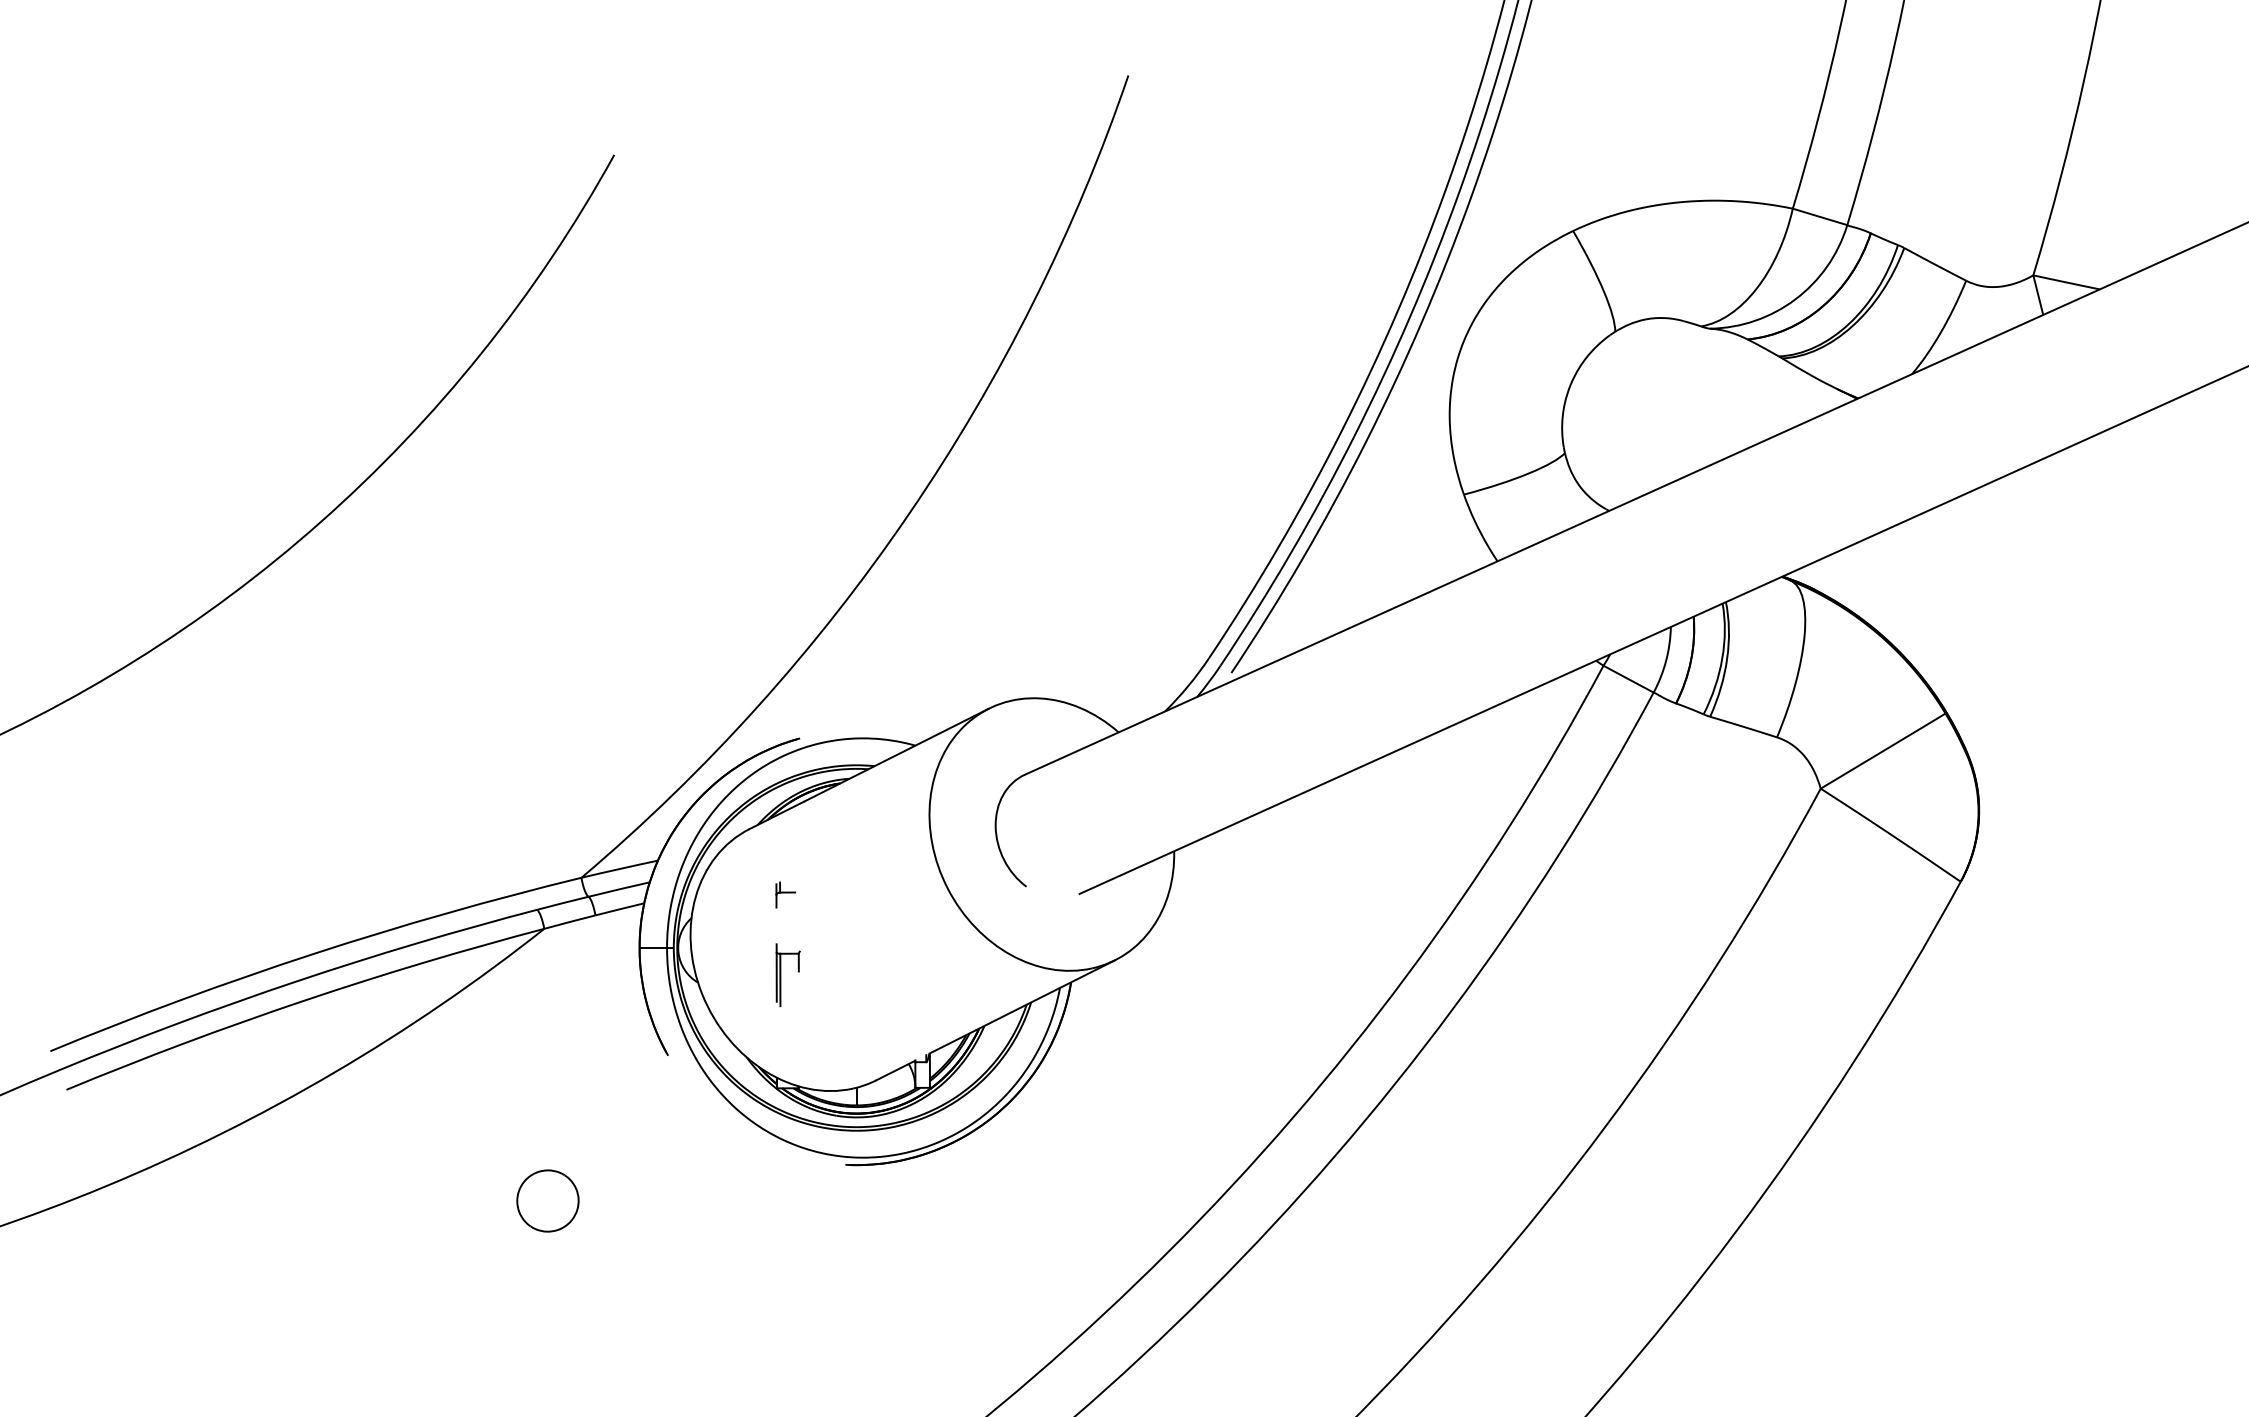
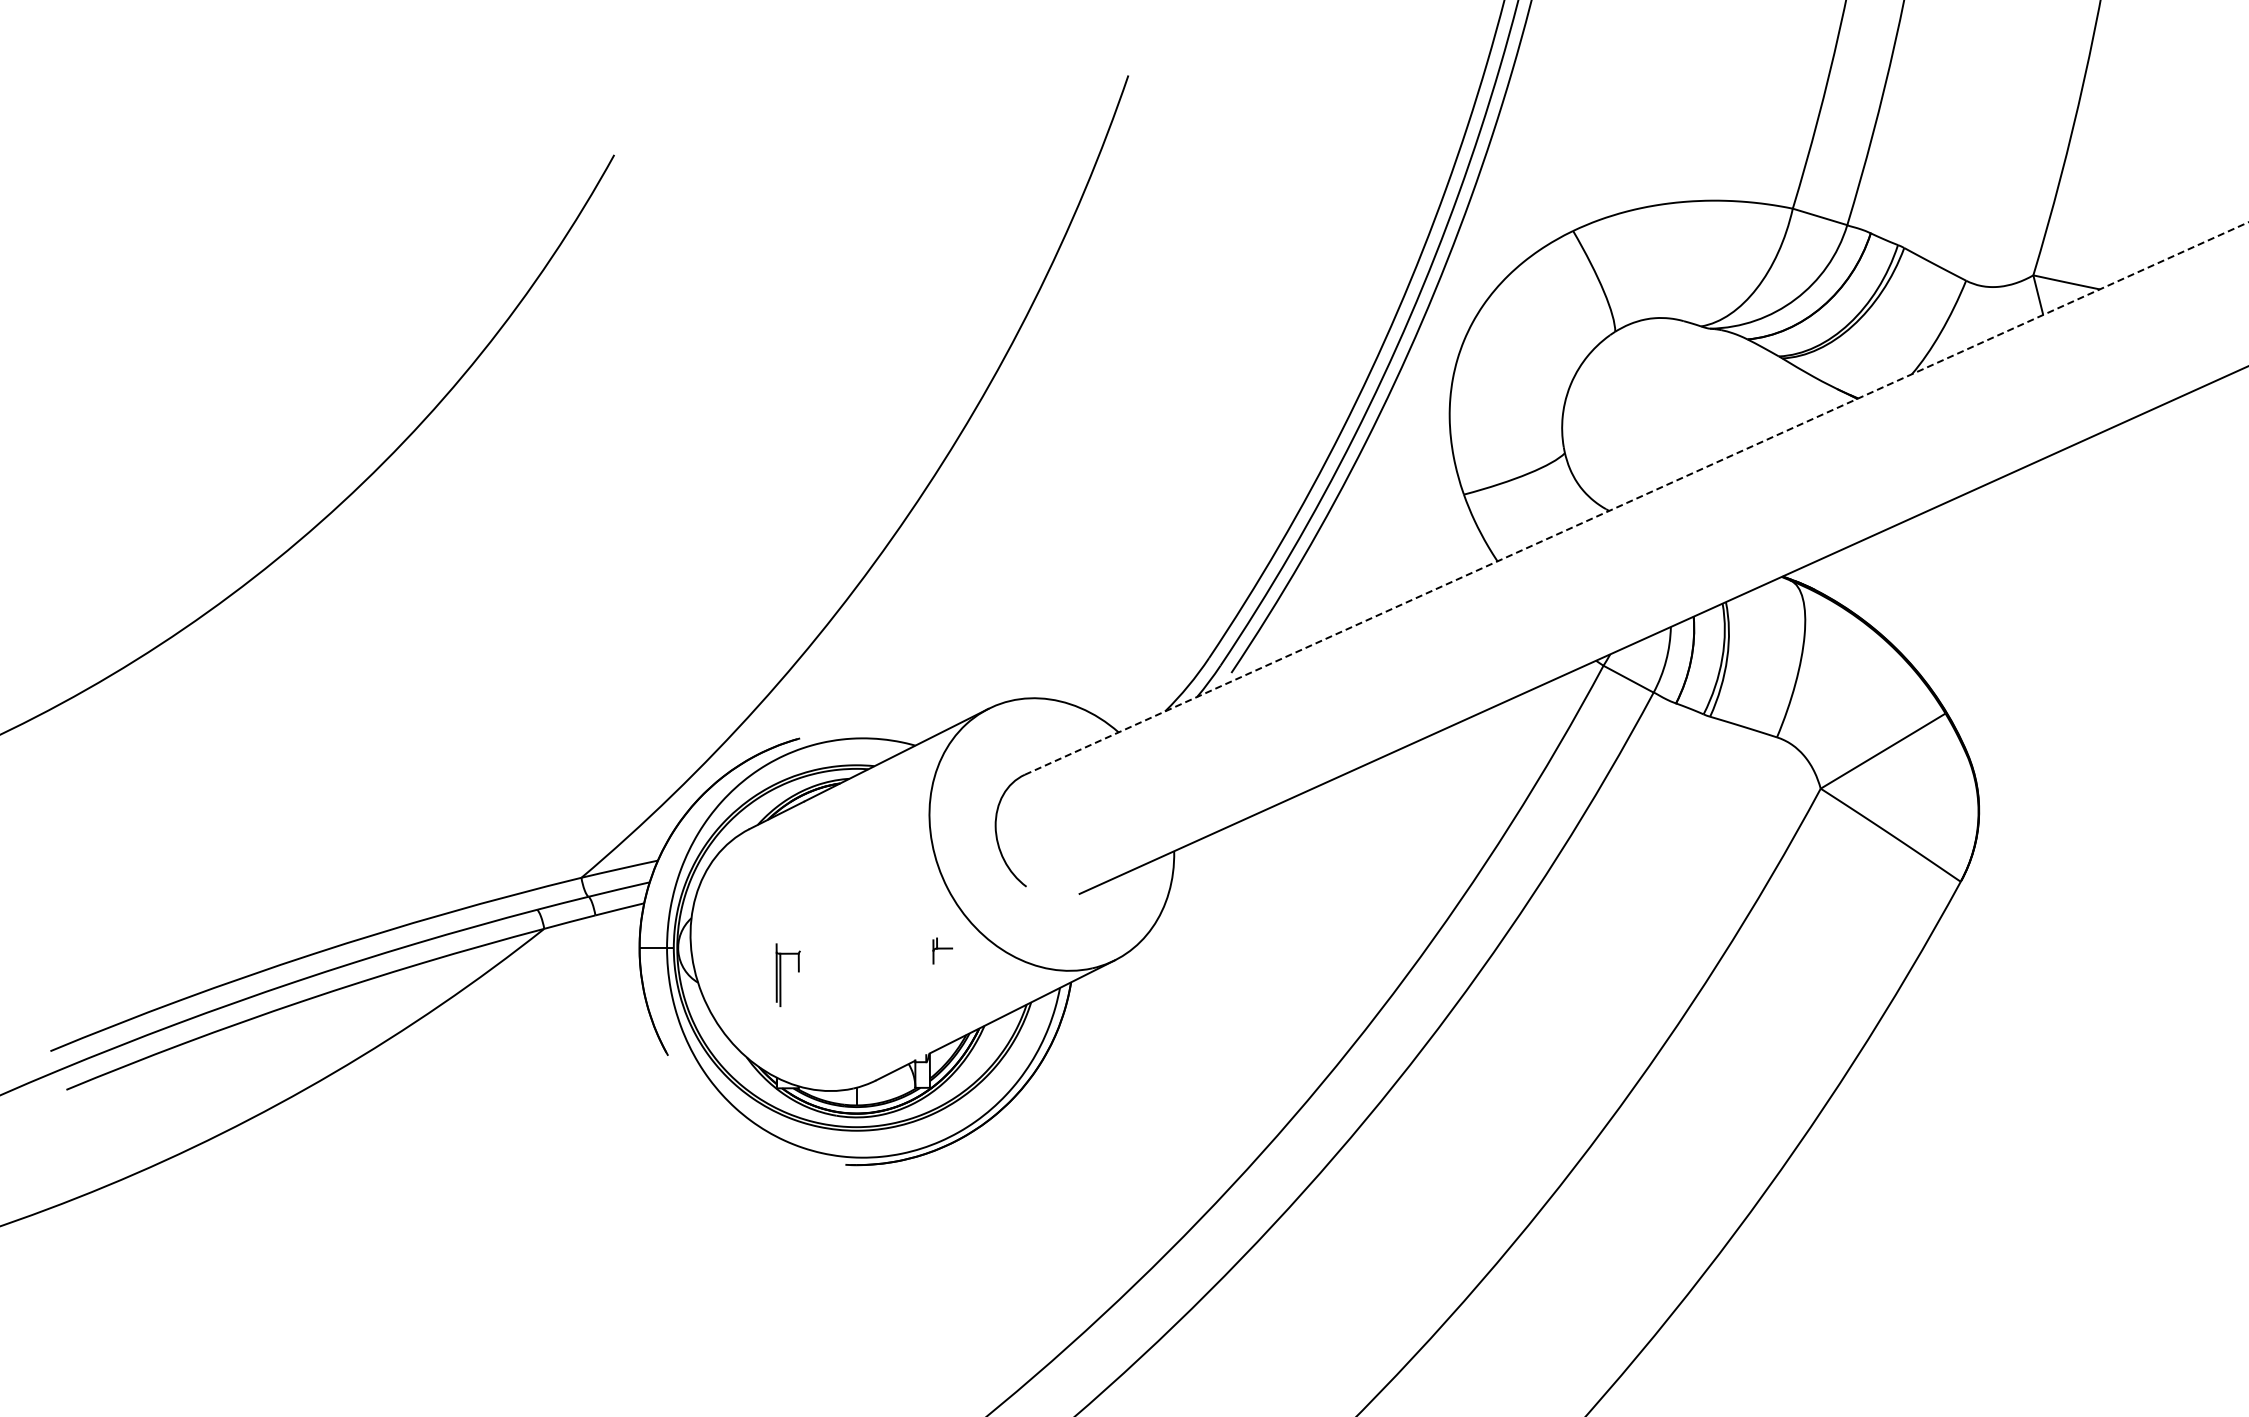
line: solid -> dashed (1637, 498)
part position: (785, 894) -> (942, 950) (942, 950)
part: present -> none (547, 1200)
